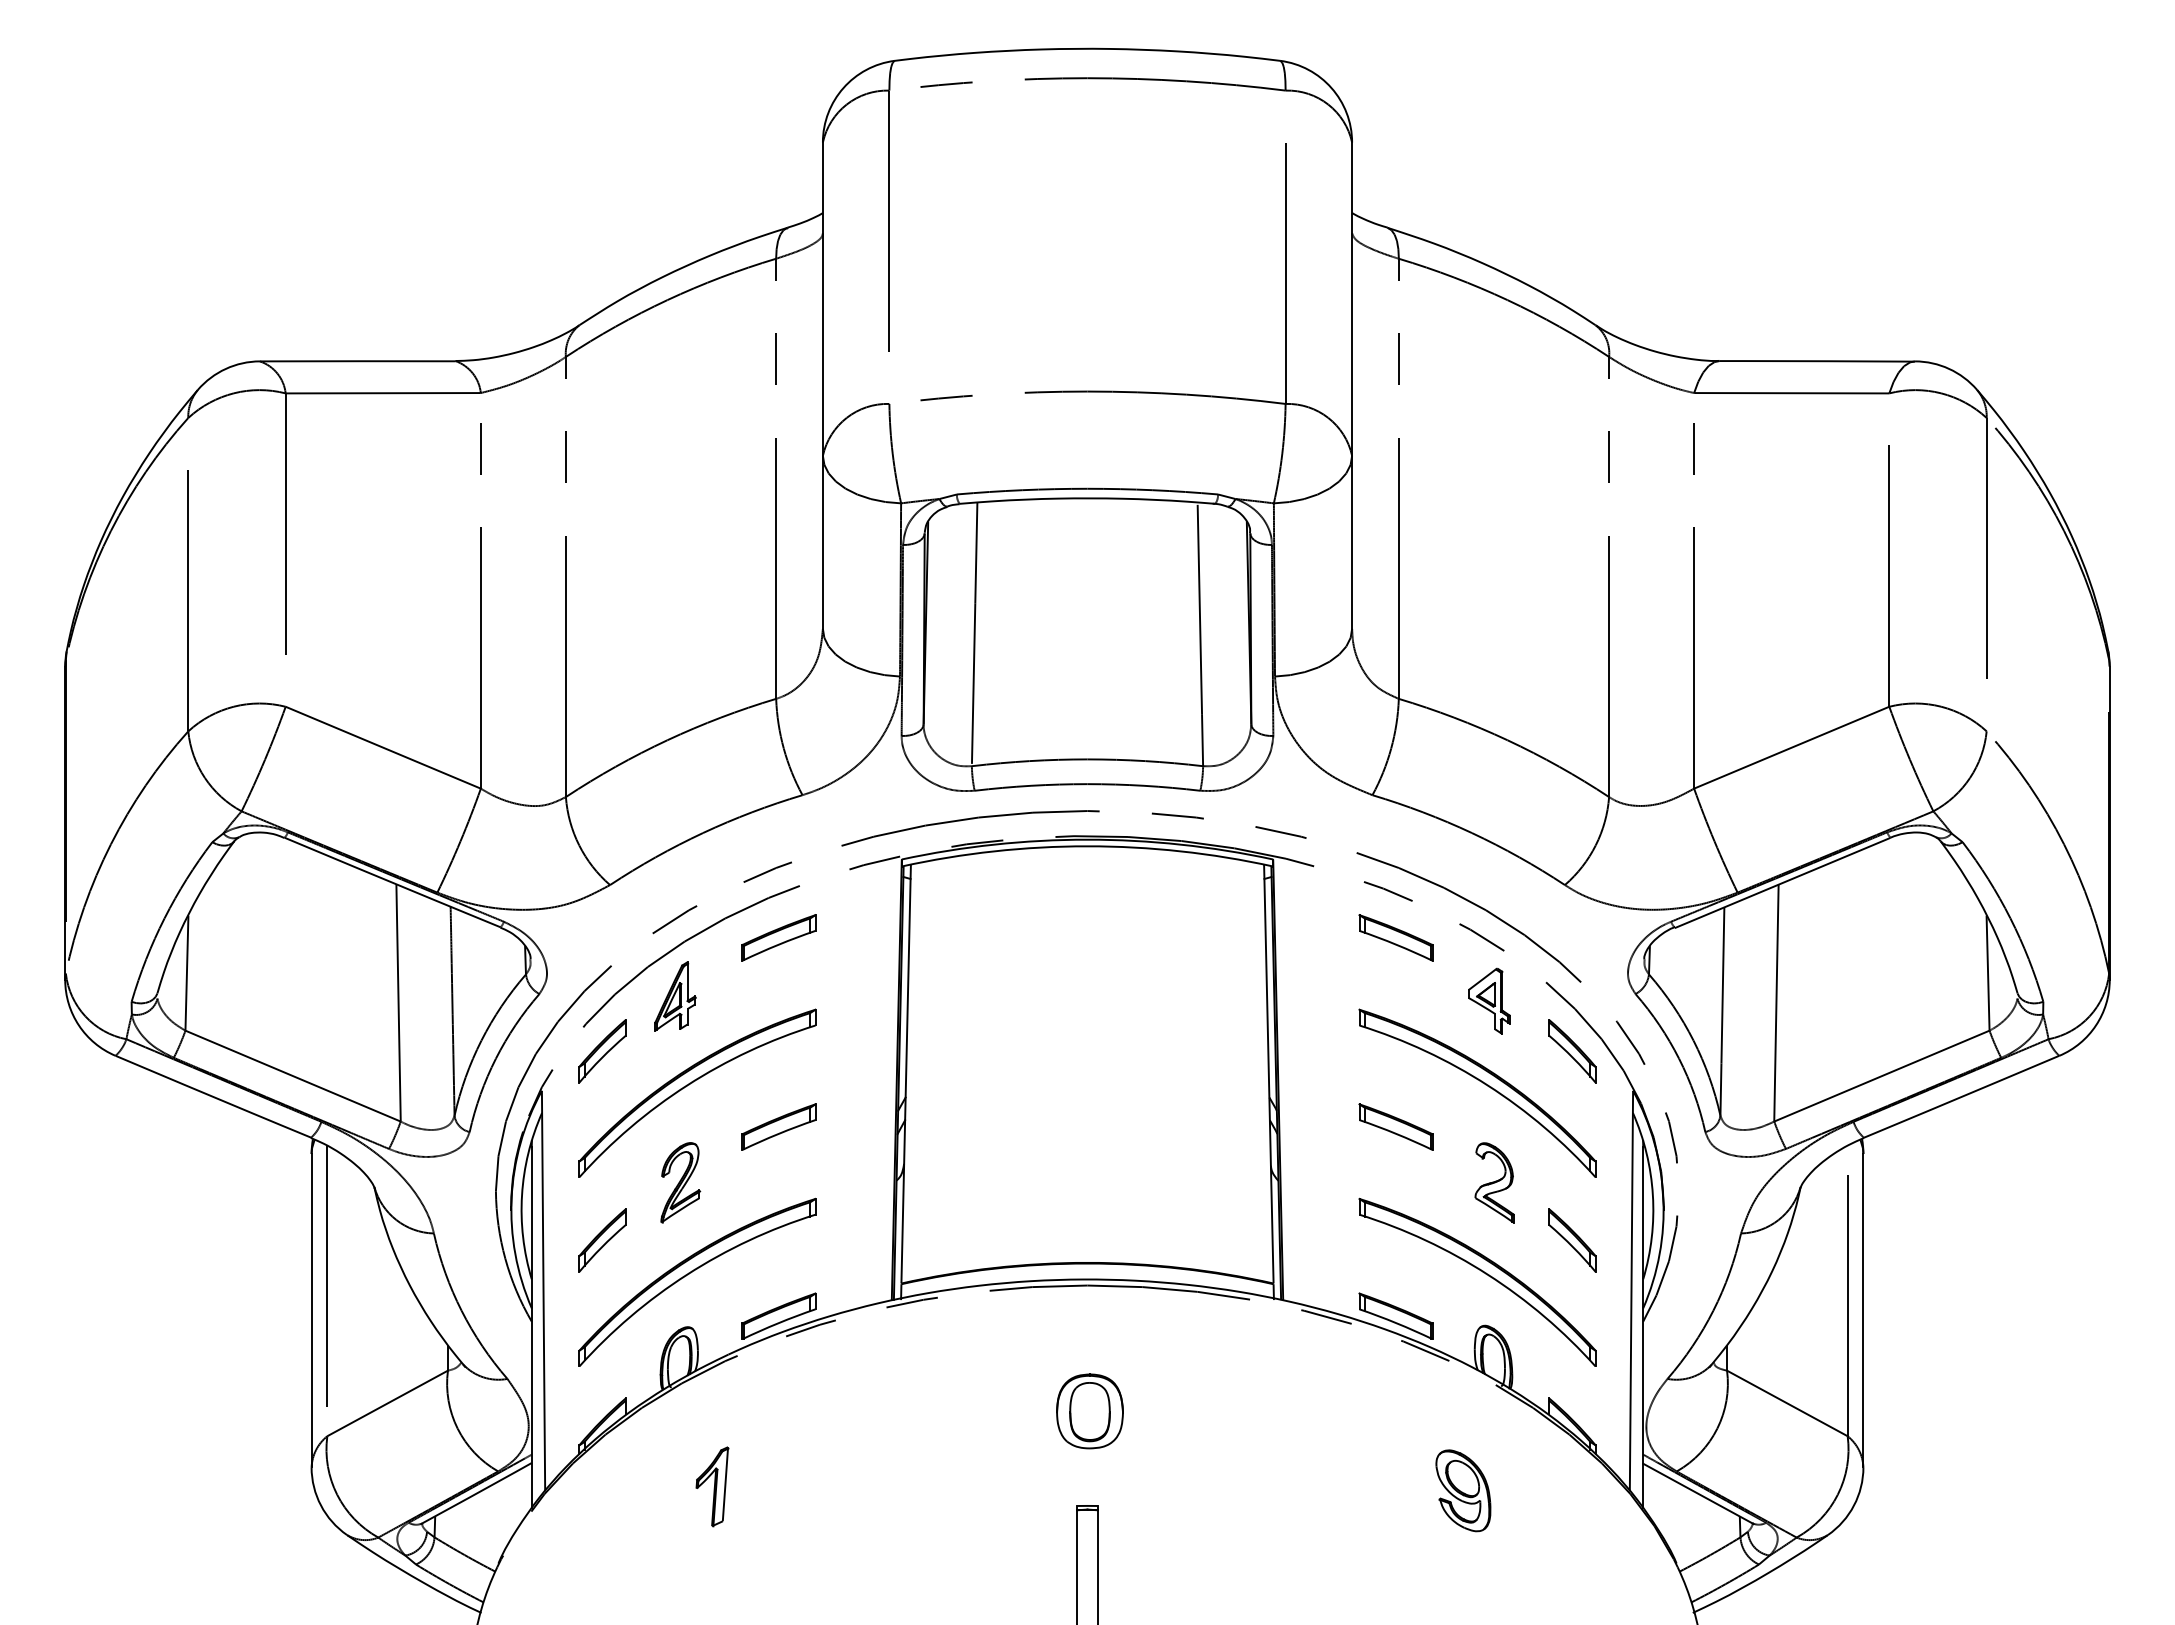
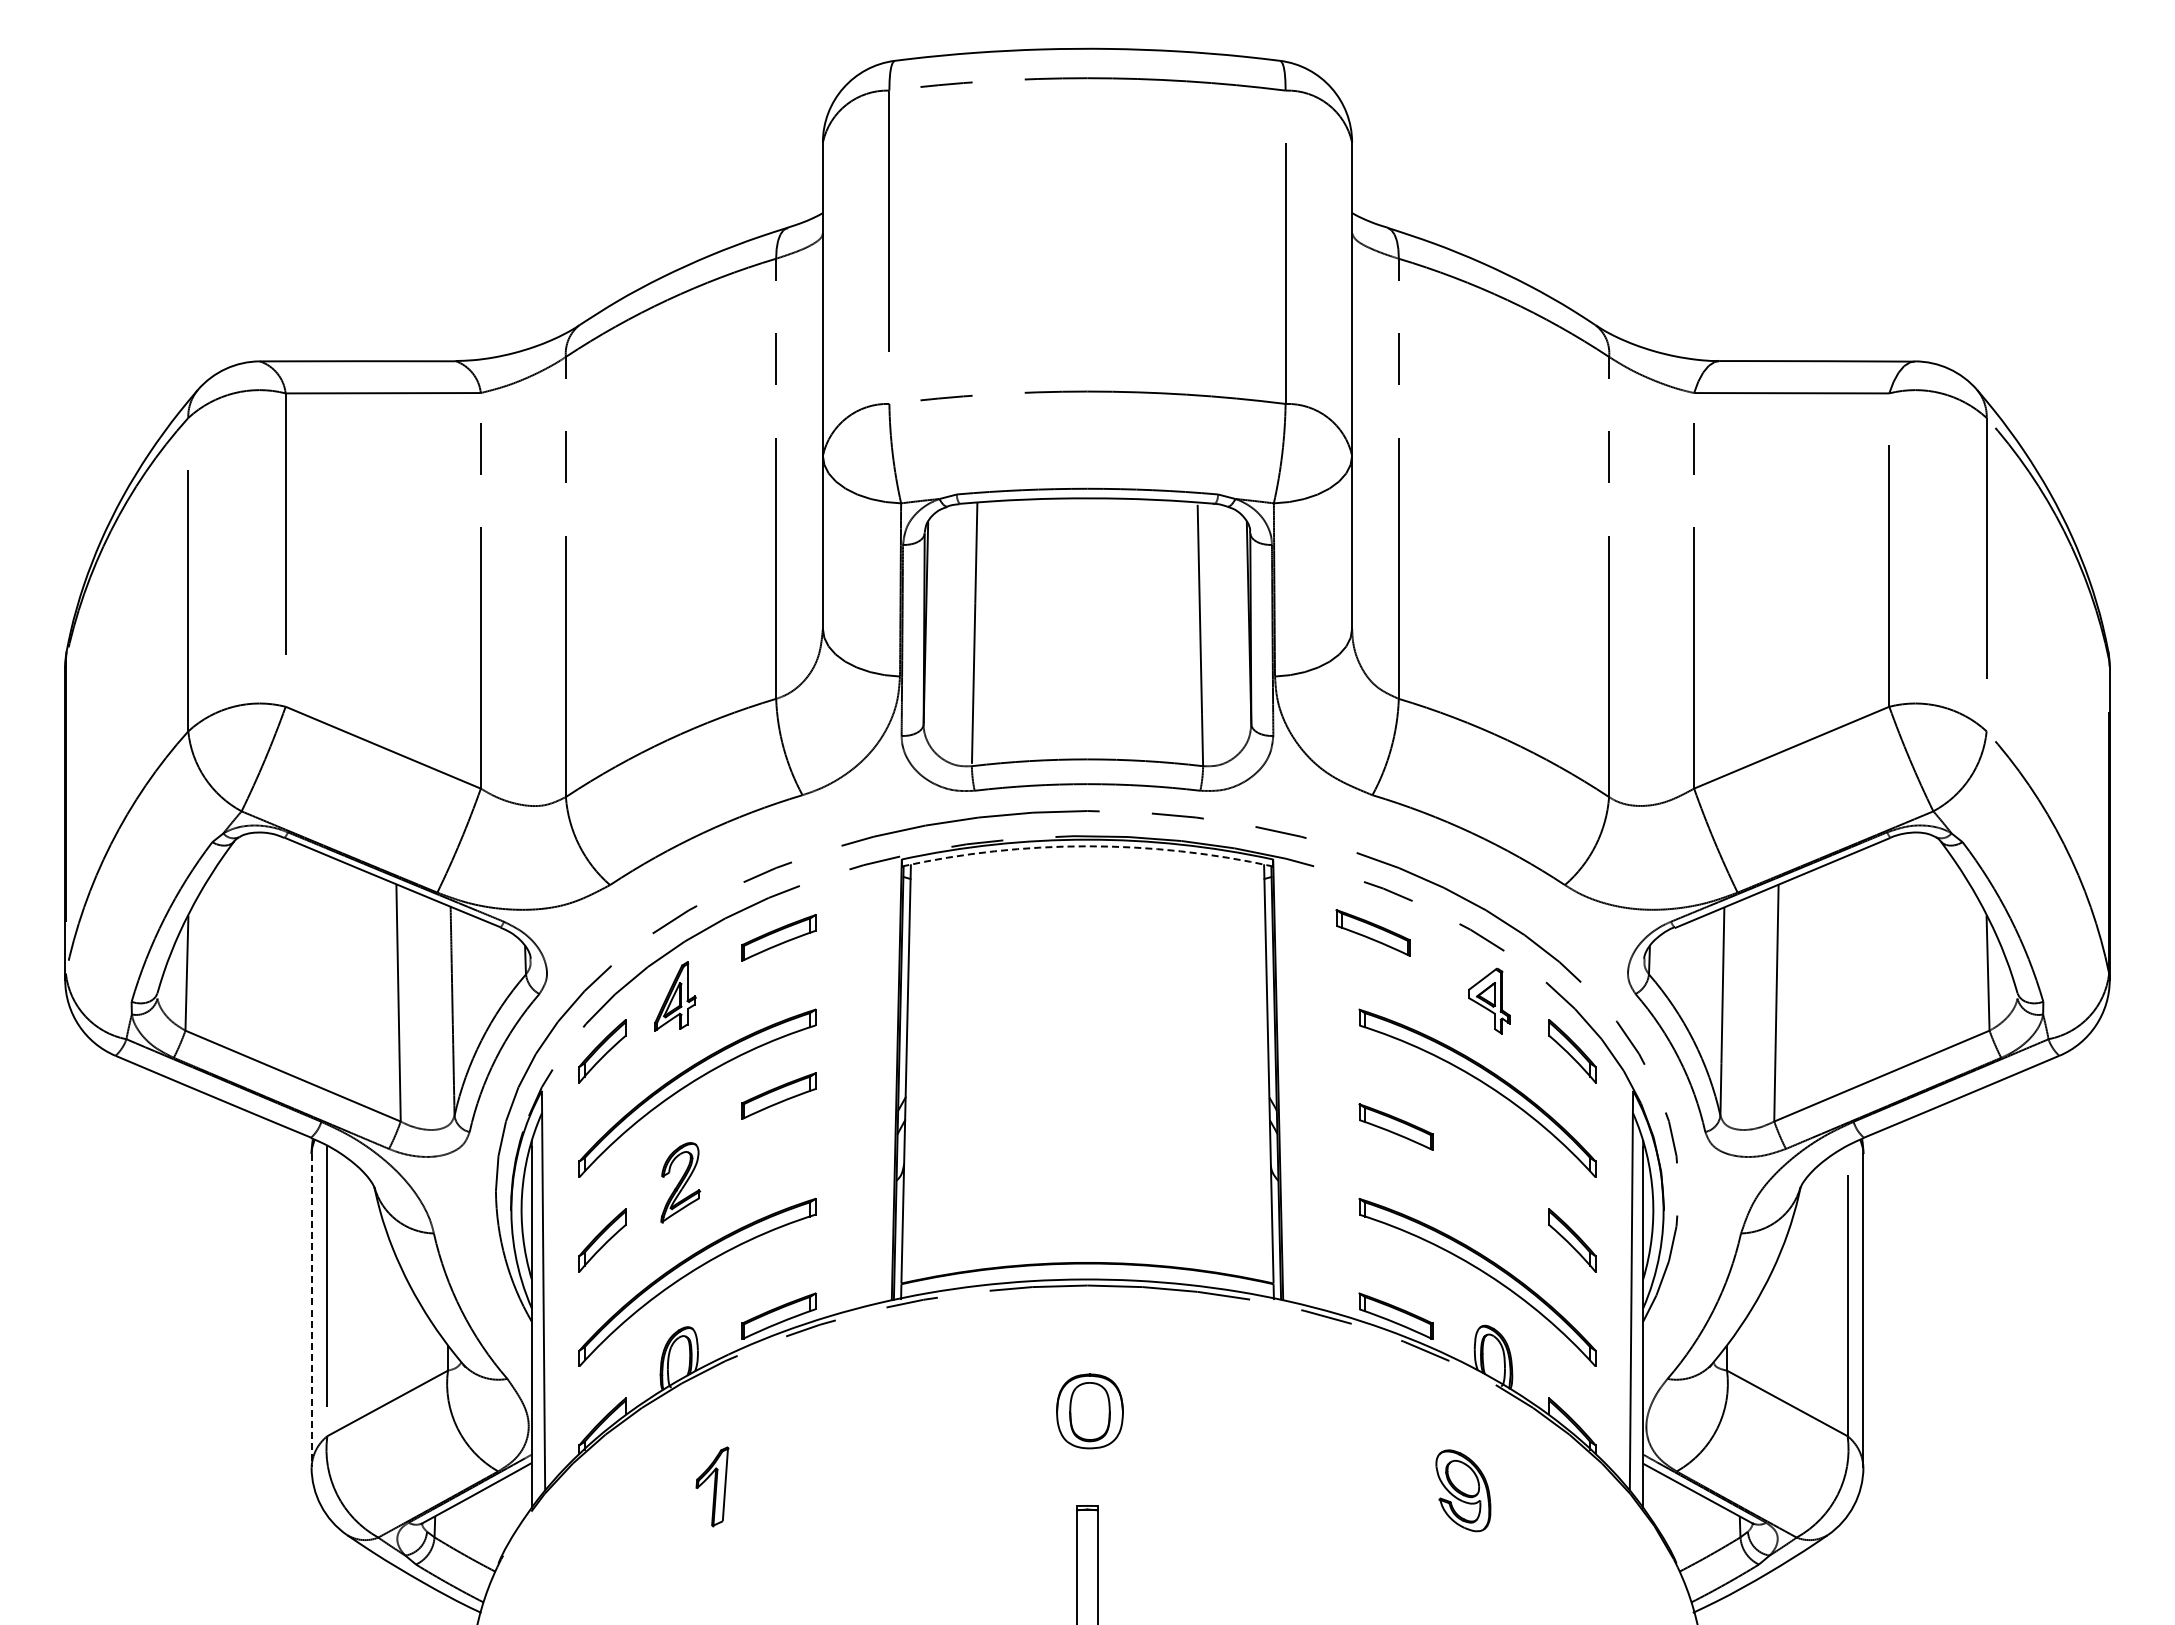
arc: solid -> dashed (1087, 846)
part position: (1395, 937) -> (1372, 932) (1372, 932)
part position: (778, 1126) -> (778, 1095) (778, 1095)
part: present -> none (1494, 1182)
line: solid -> dashed (311, 1310)
